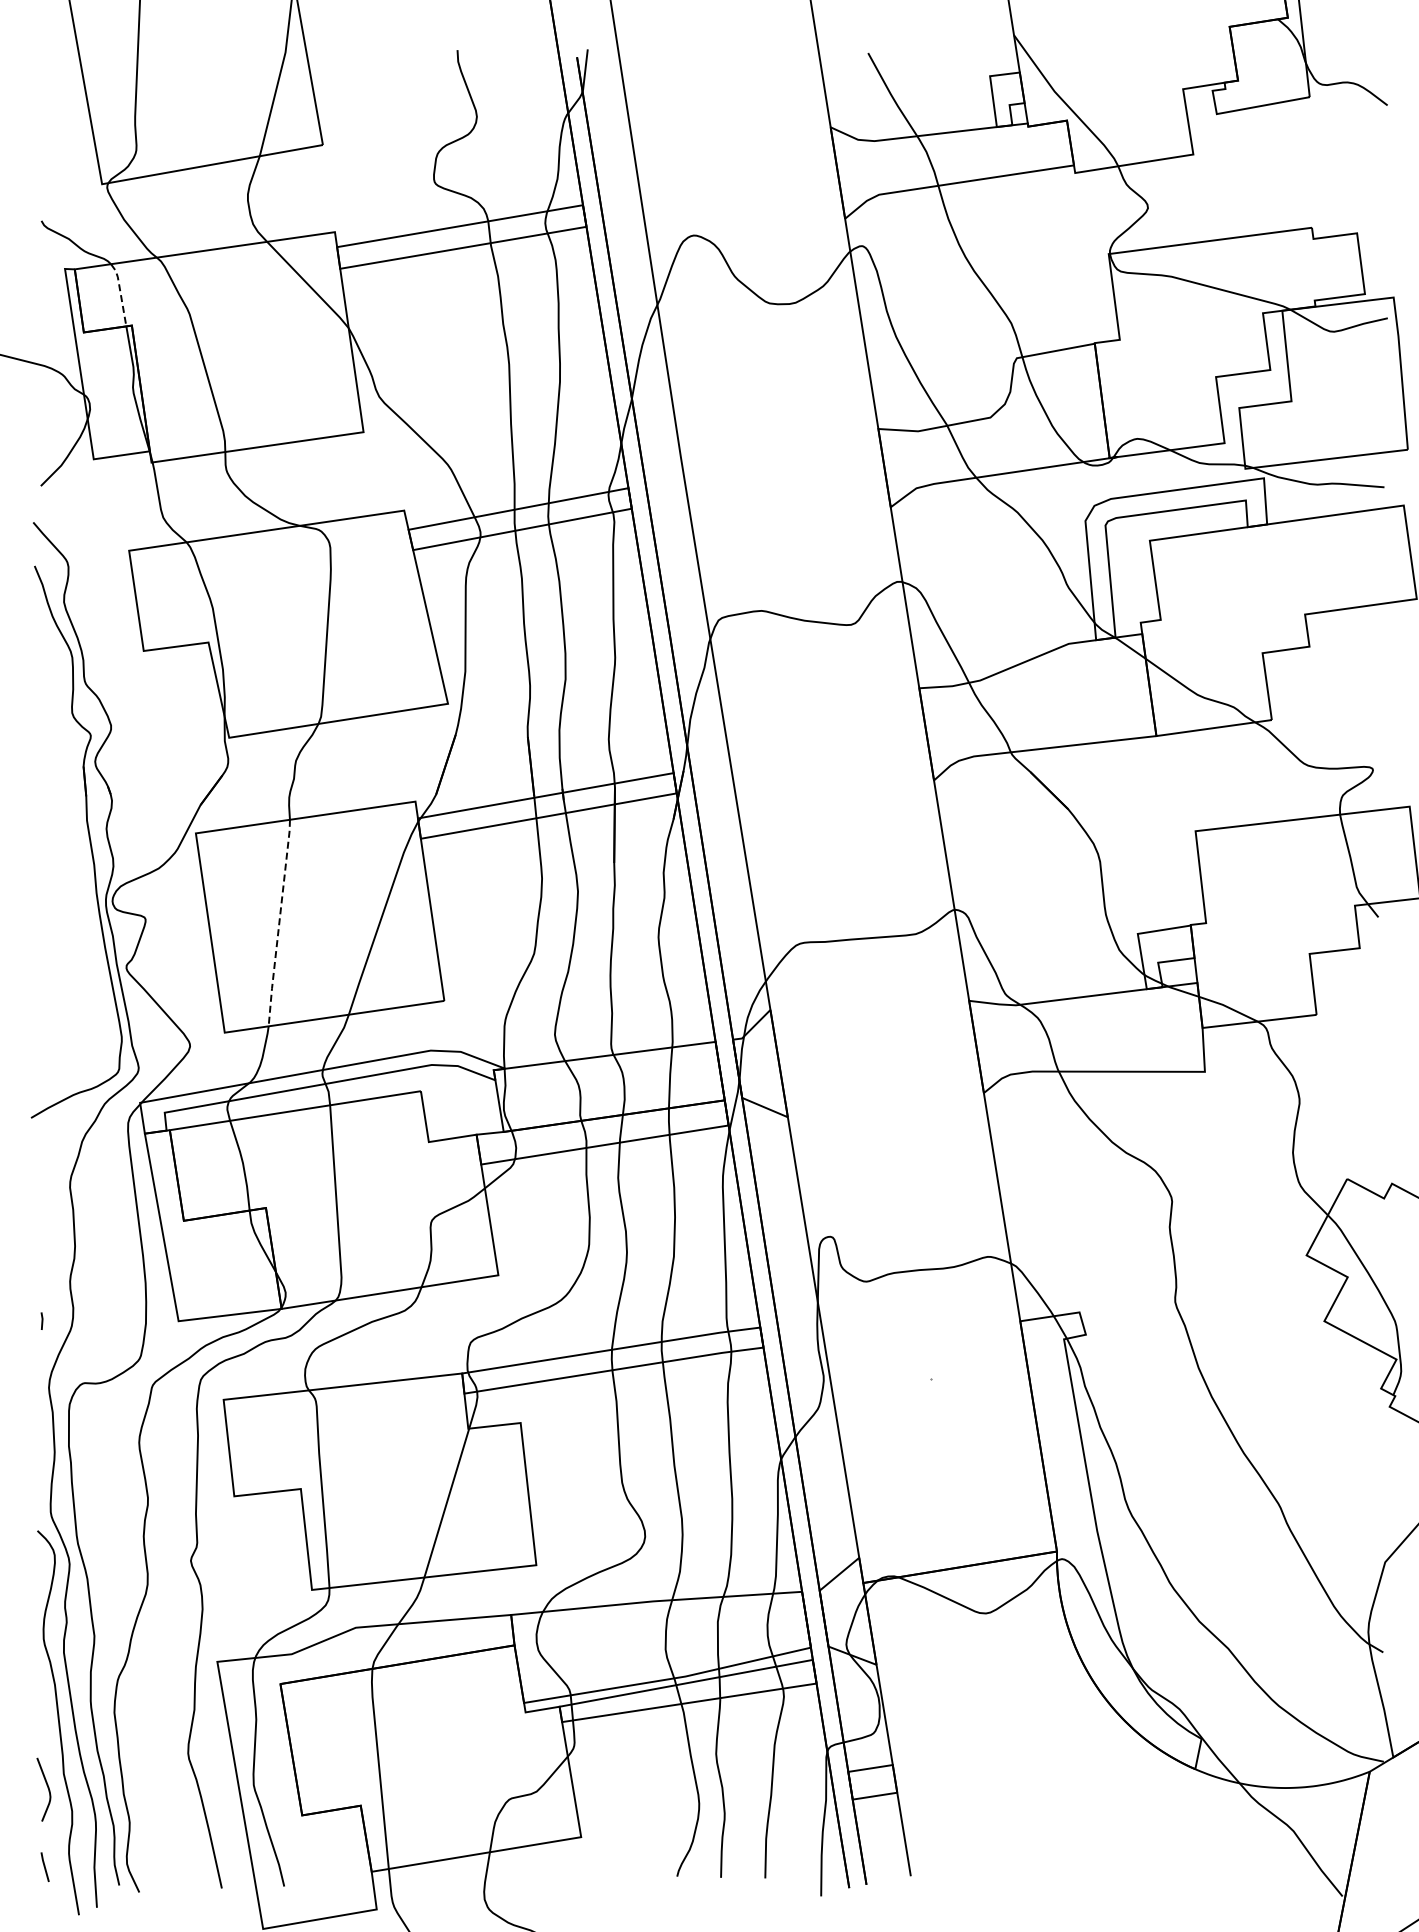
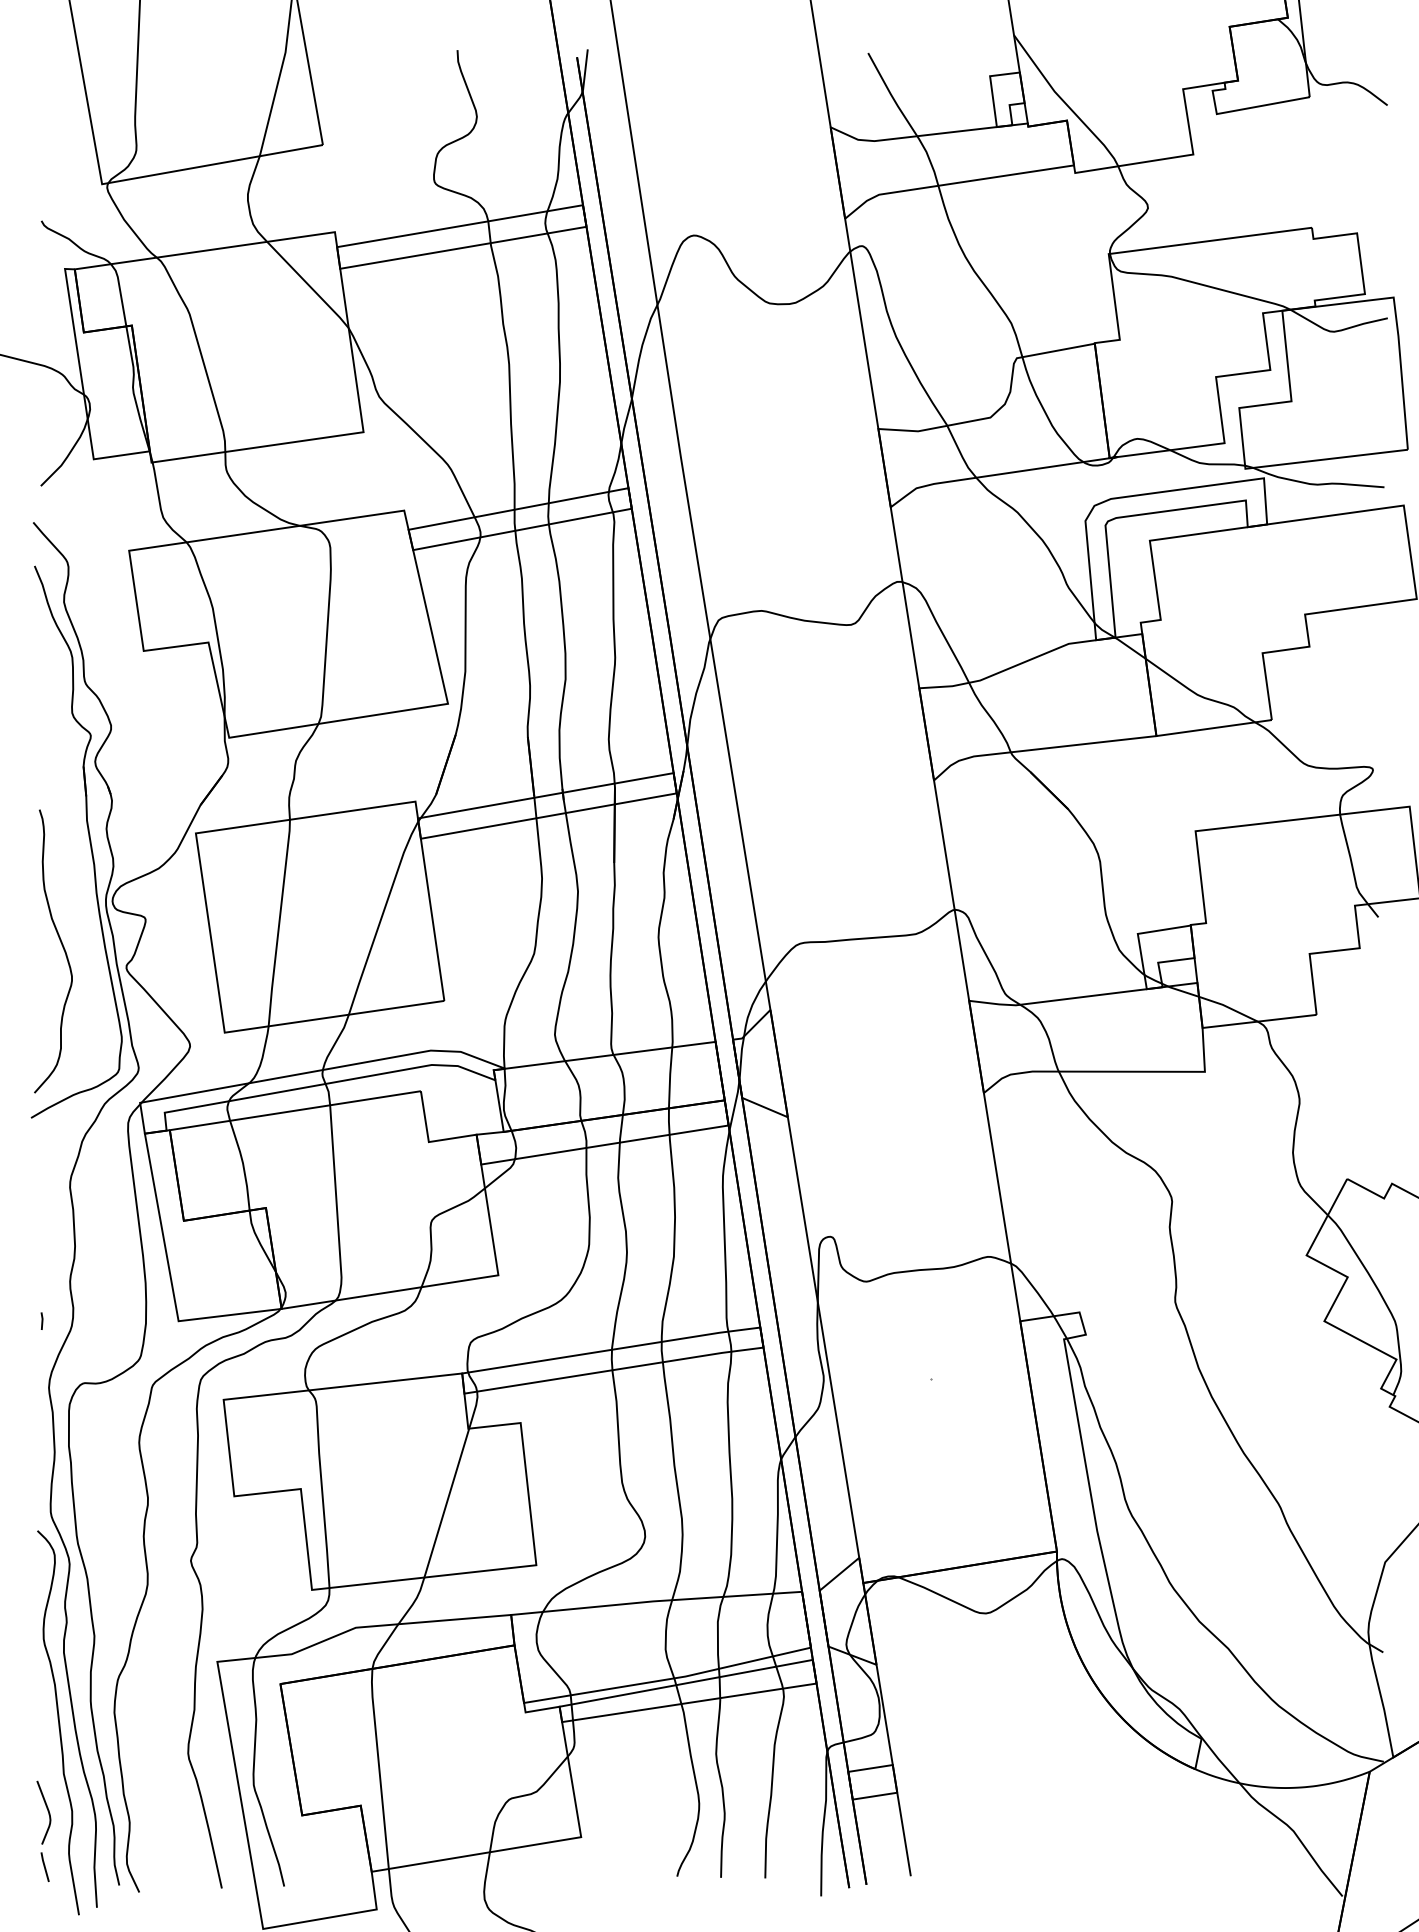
line: dashed -> solid (120, 293)
line: dashed -> solid (279, 923)
curve: none -> present (62, 947)
curve position: (47, 1788) -> (47, 1811) (47, 1811)
